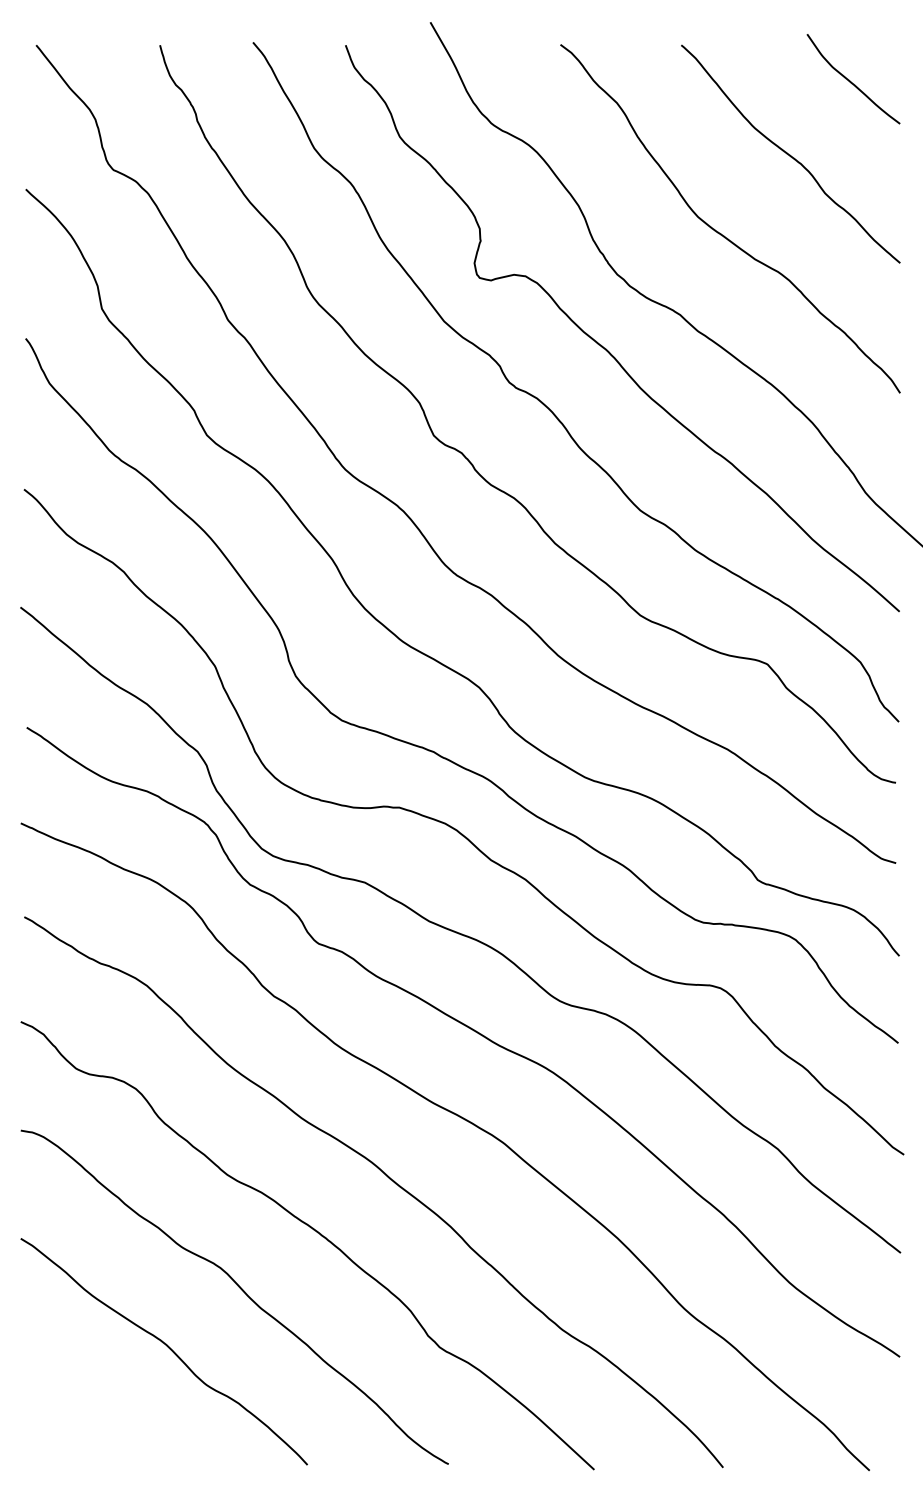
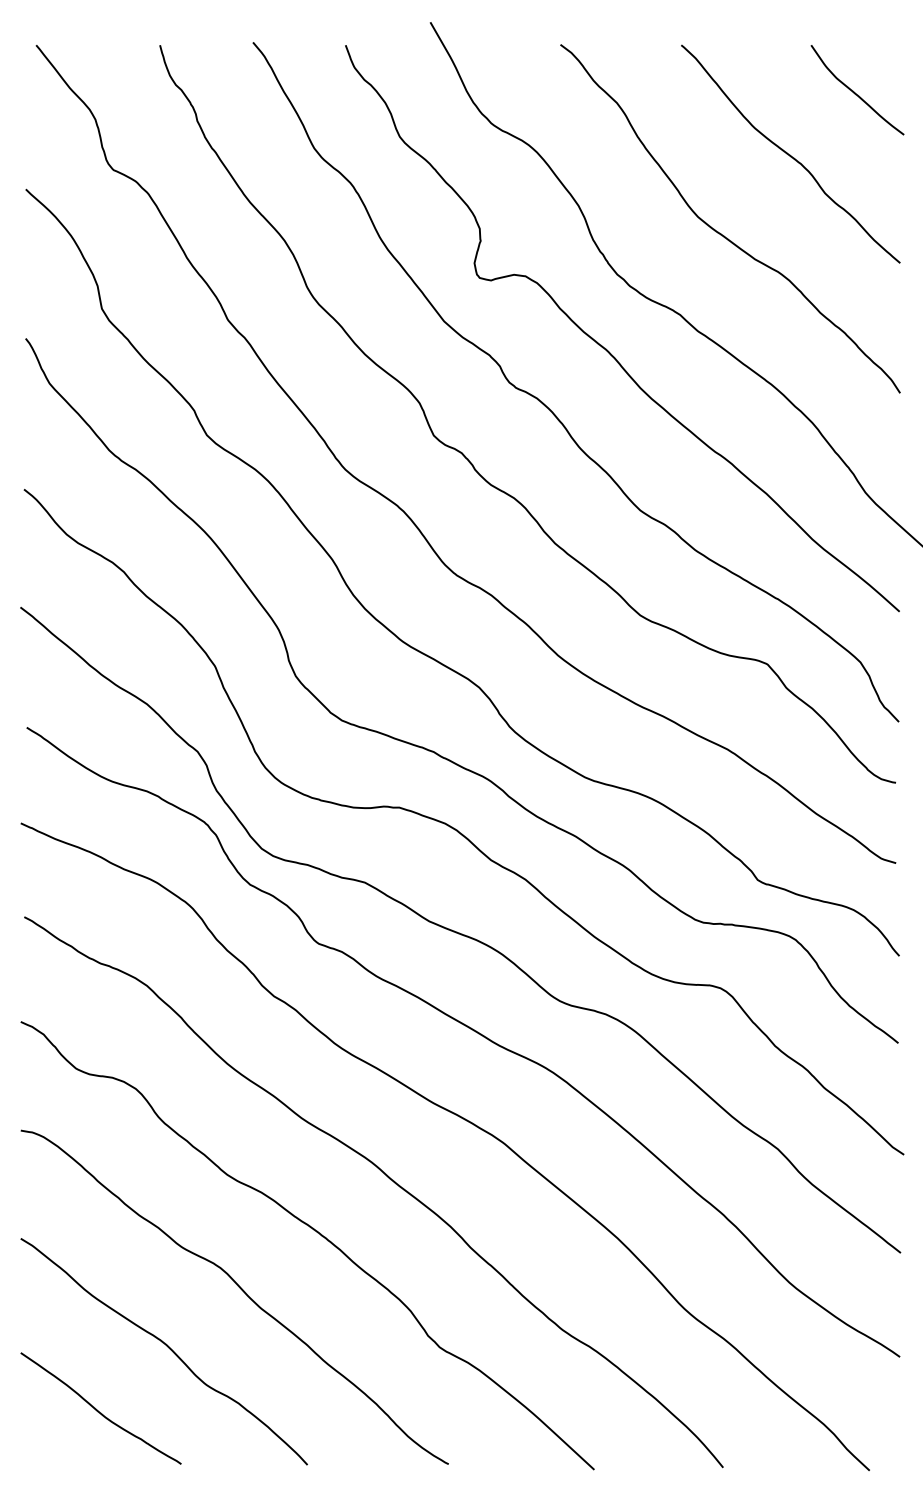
curve position: (851, 81) -> (855, 92) (855, 92)
curve: none -> present (98, 1410)
